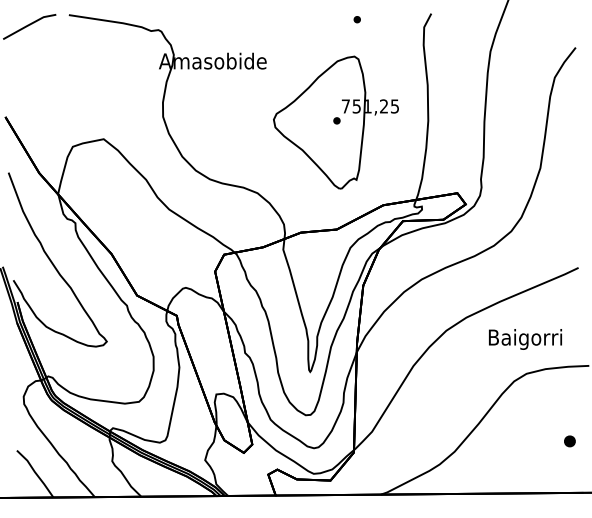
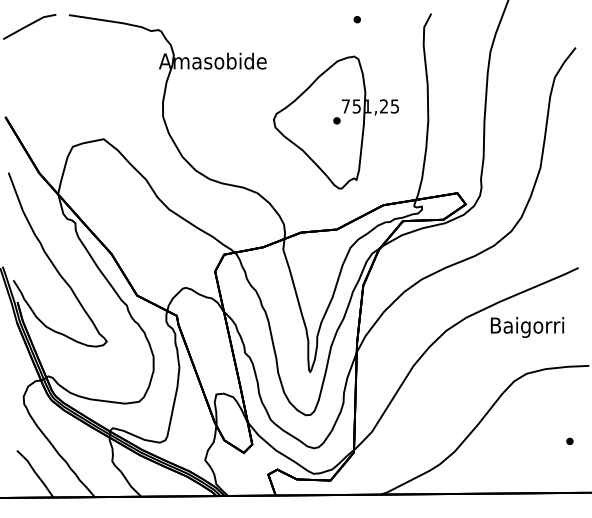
text position: (525, 339) -> (527, 327) (527, 327)
part size: 12x13 px -> 8x9 px (569, 441)
